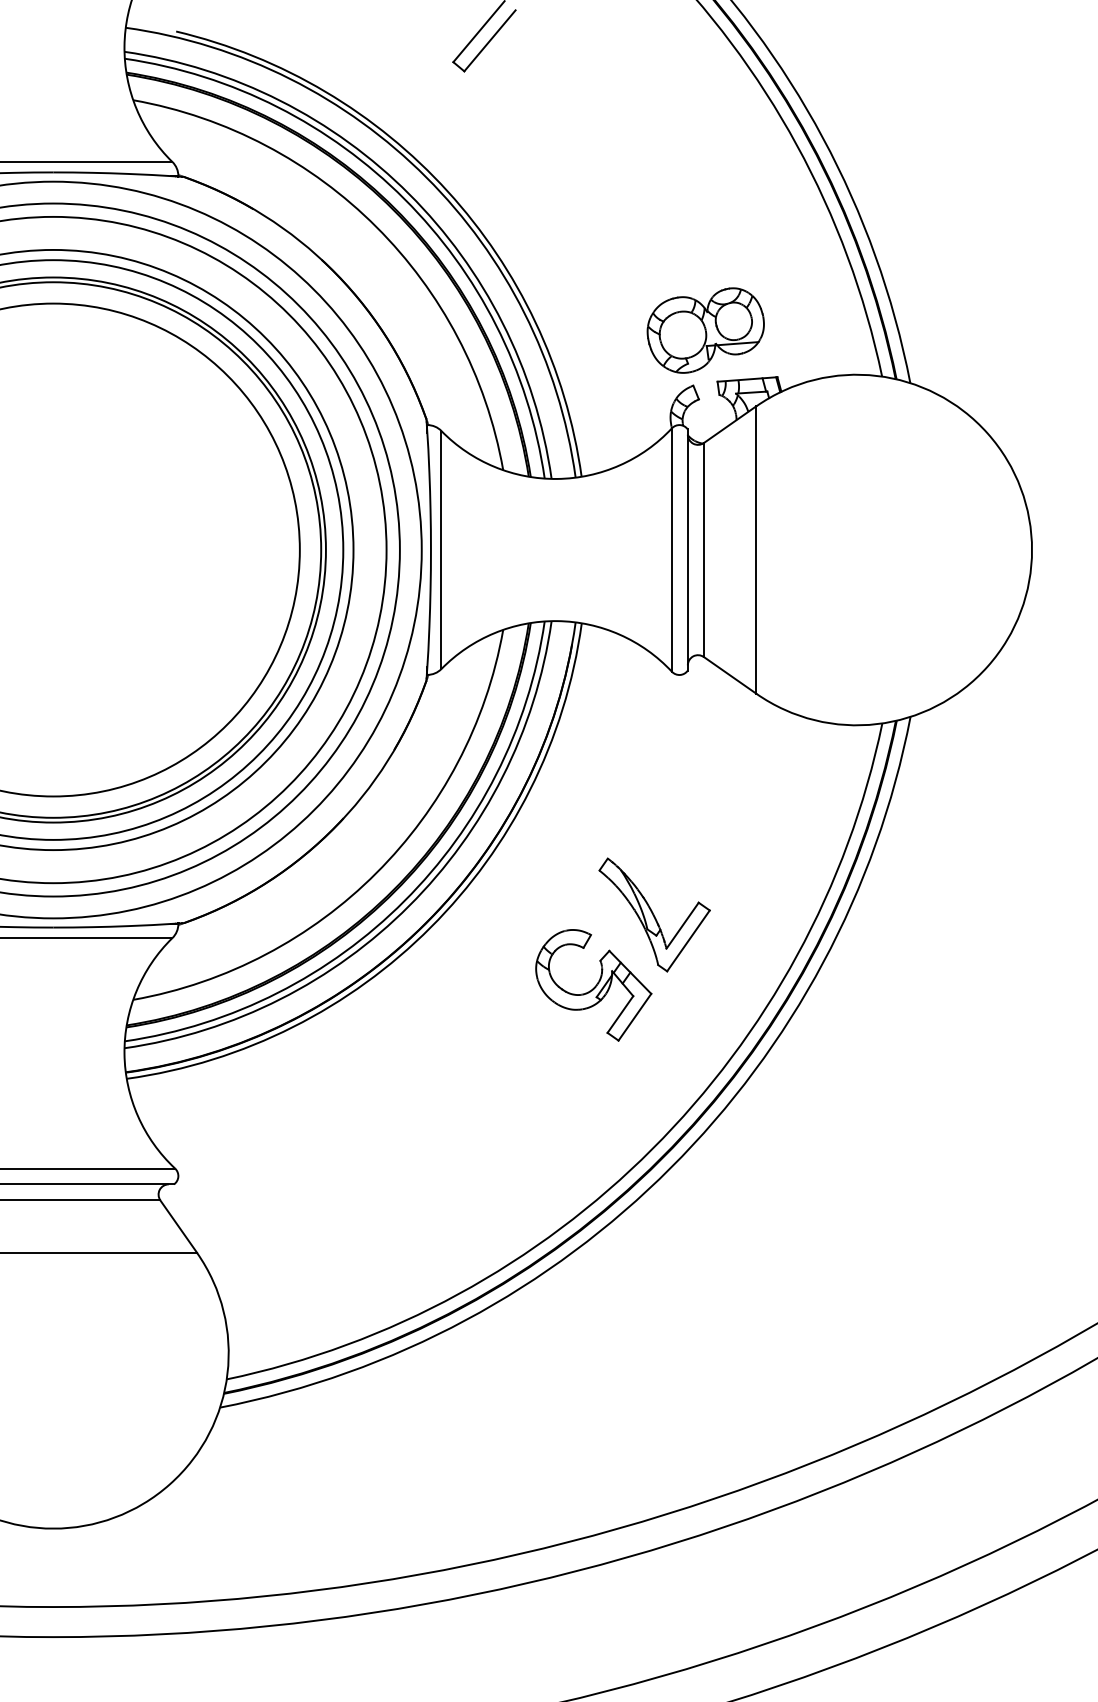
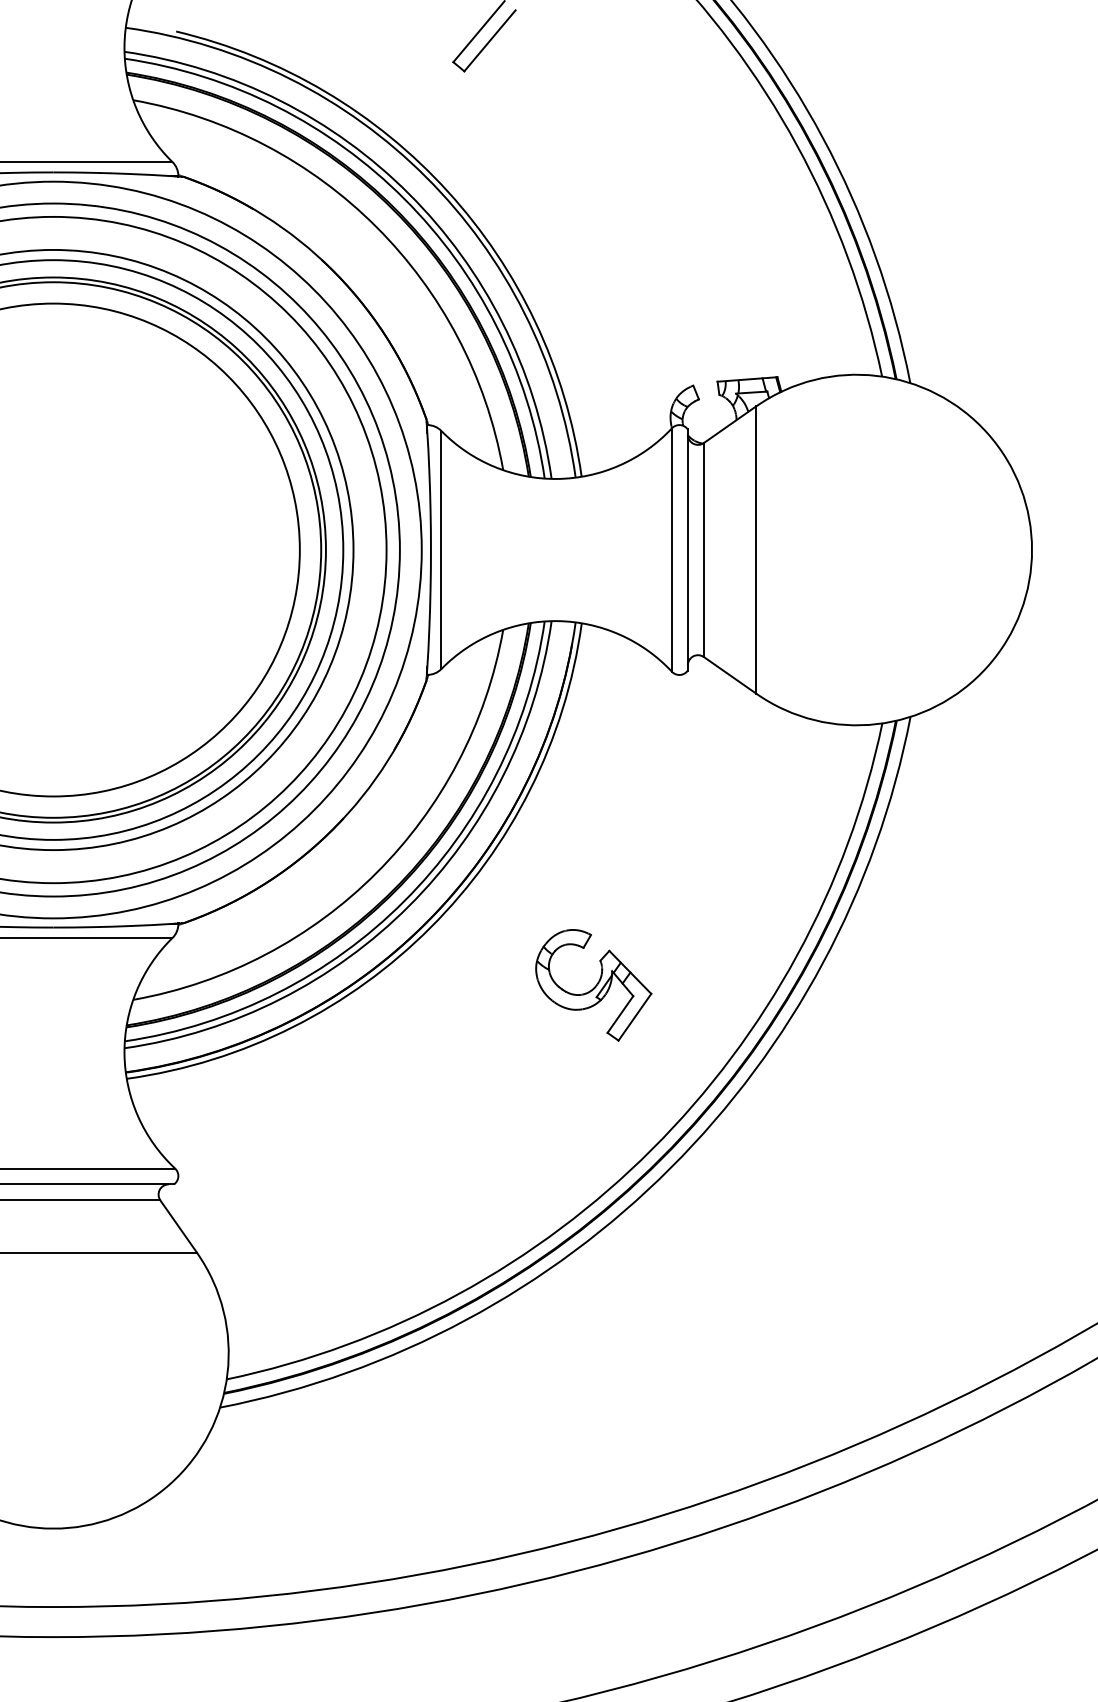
part: present -> none (705, 330)
part: present -> none (654, 914)
